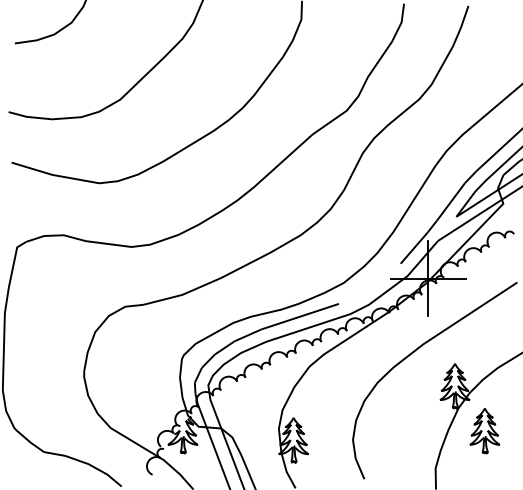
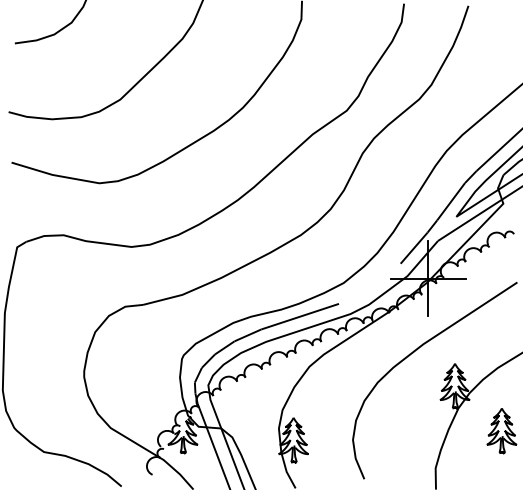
part position: (484, 431) -> (501, 431) (501, 431)
